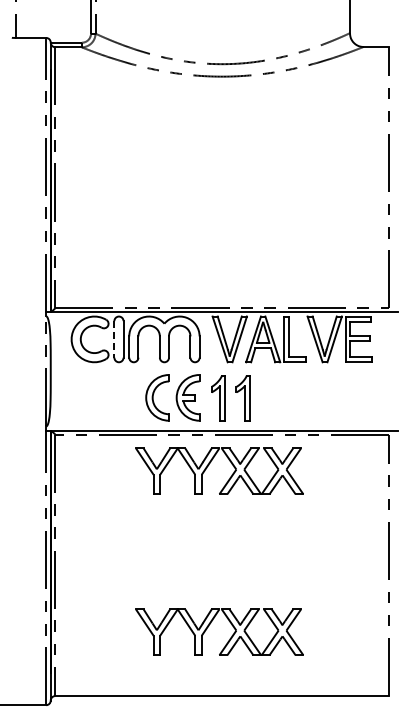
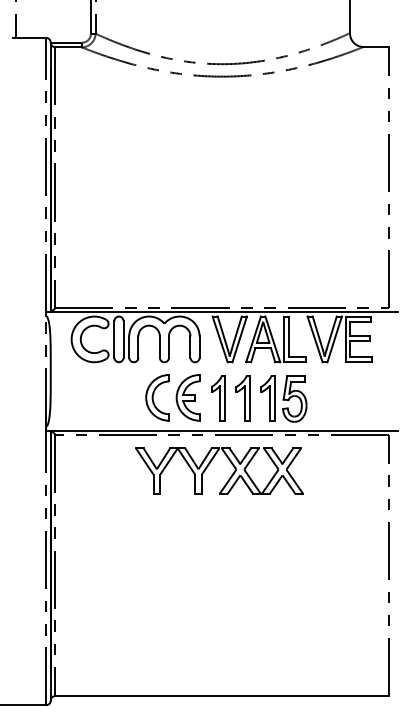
line: dashed -> solid (114, 339)
part: none -> present (283, 398)
part: present -> none (209, 626)
